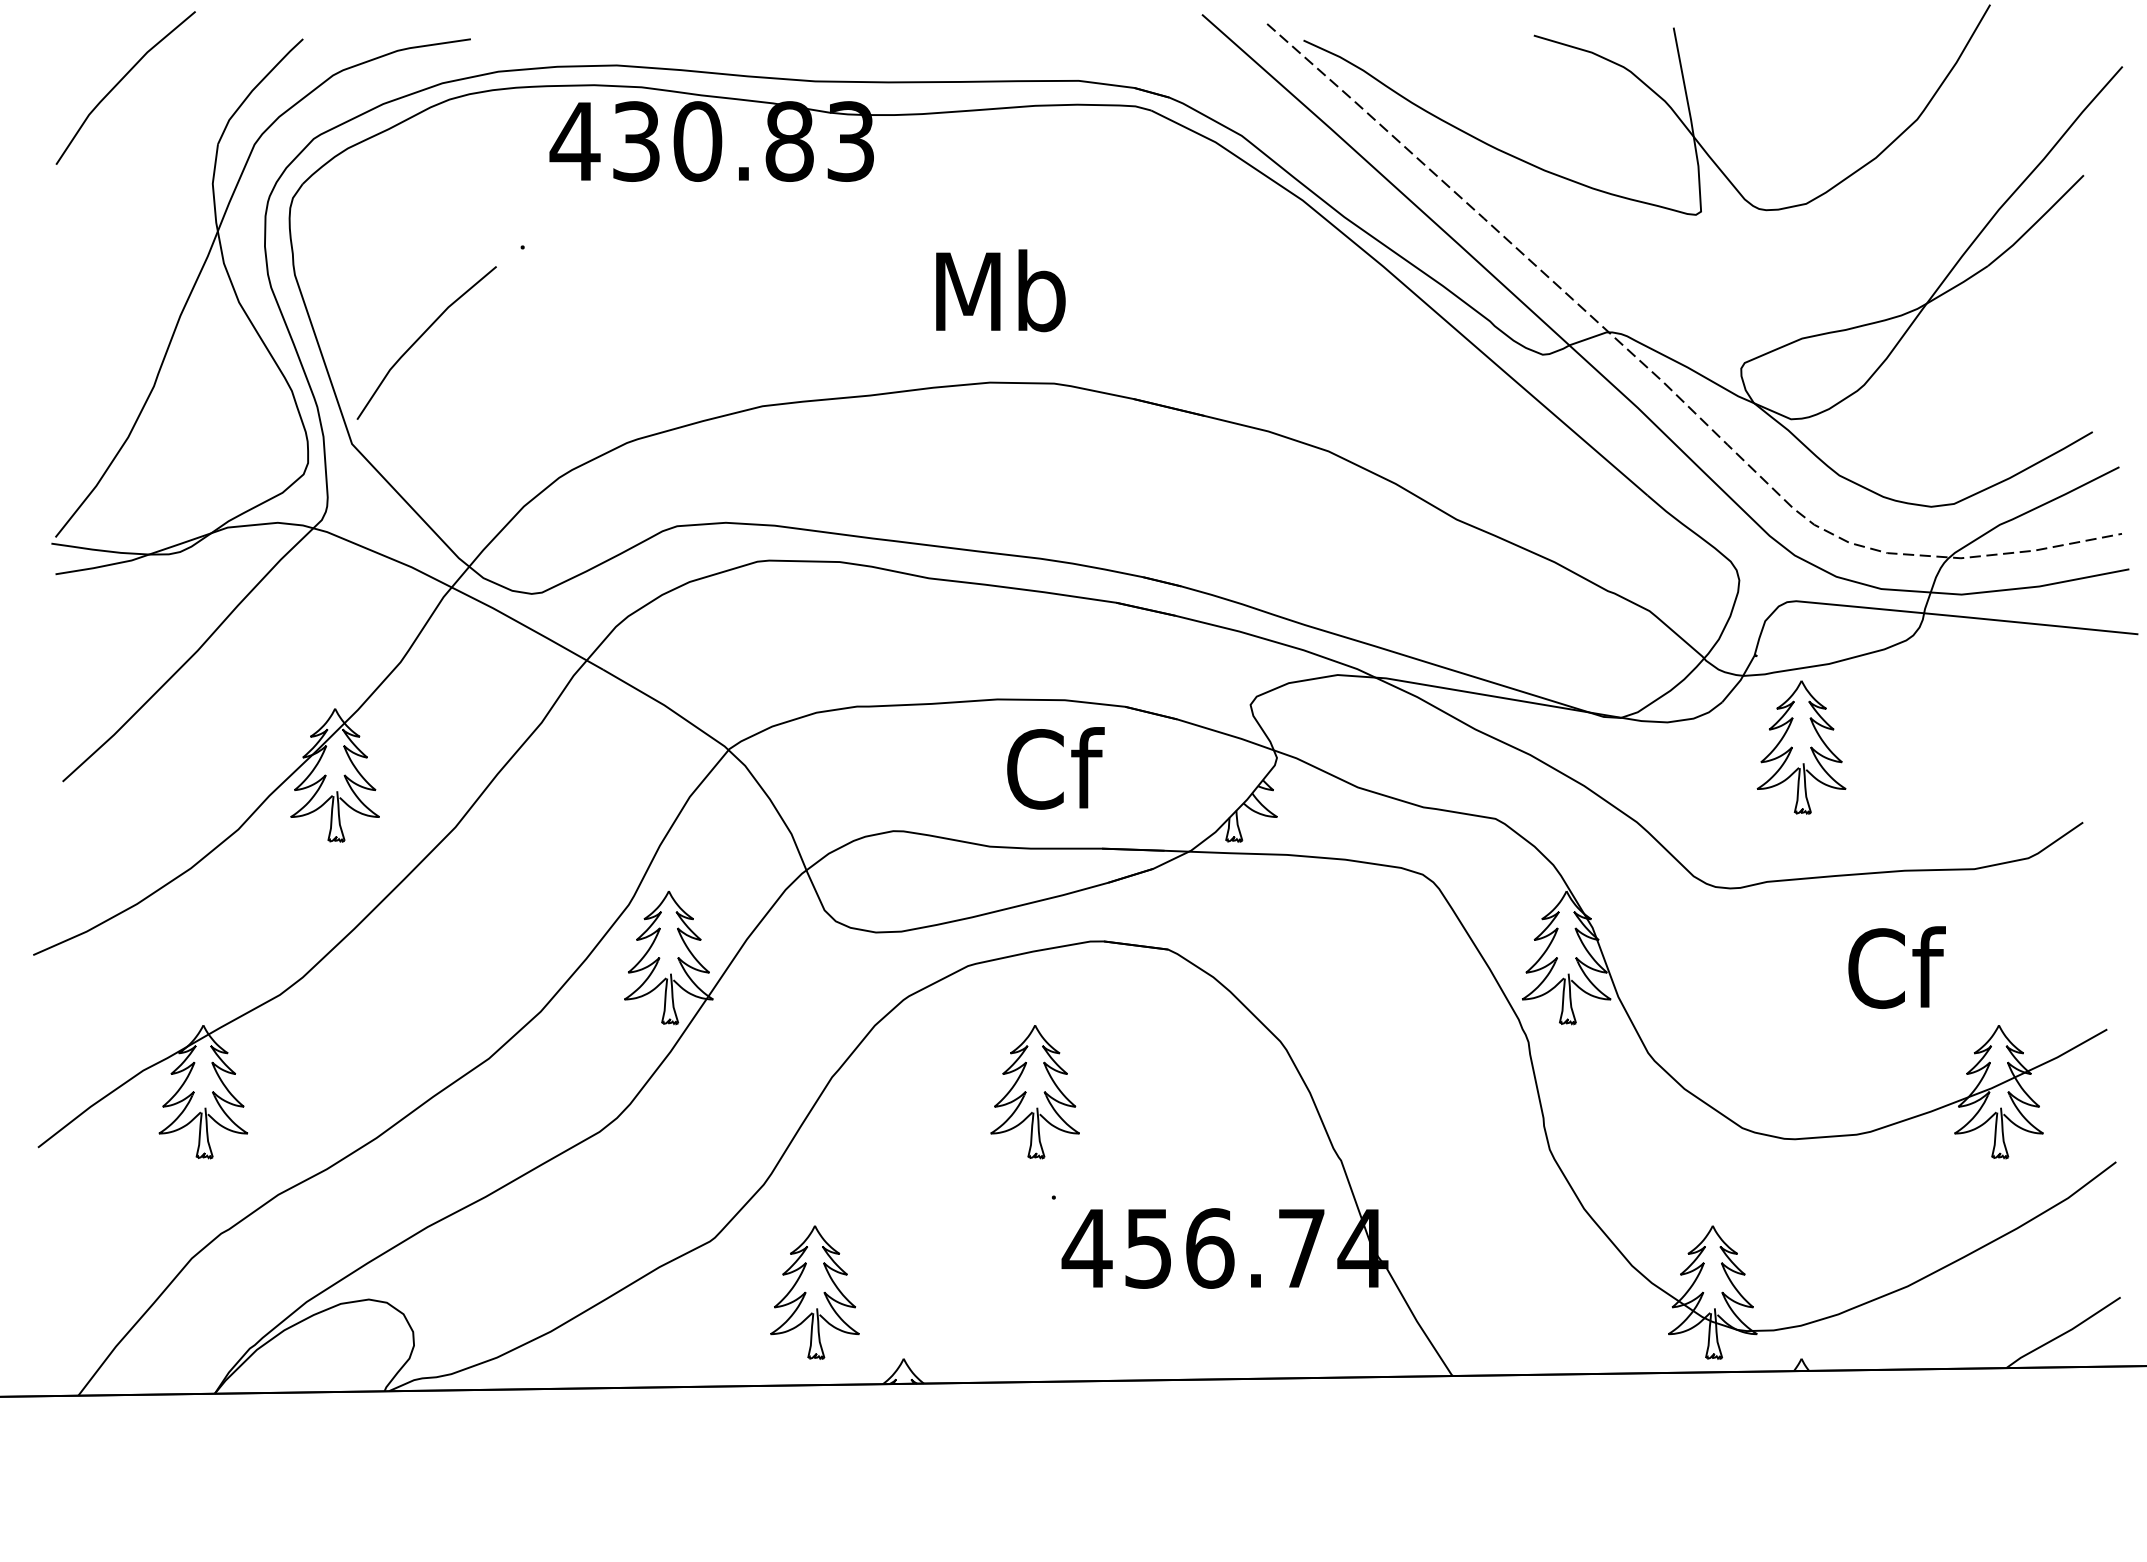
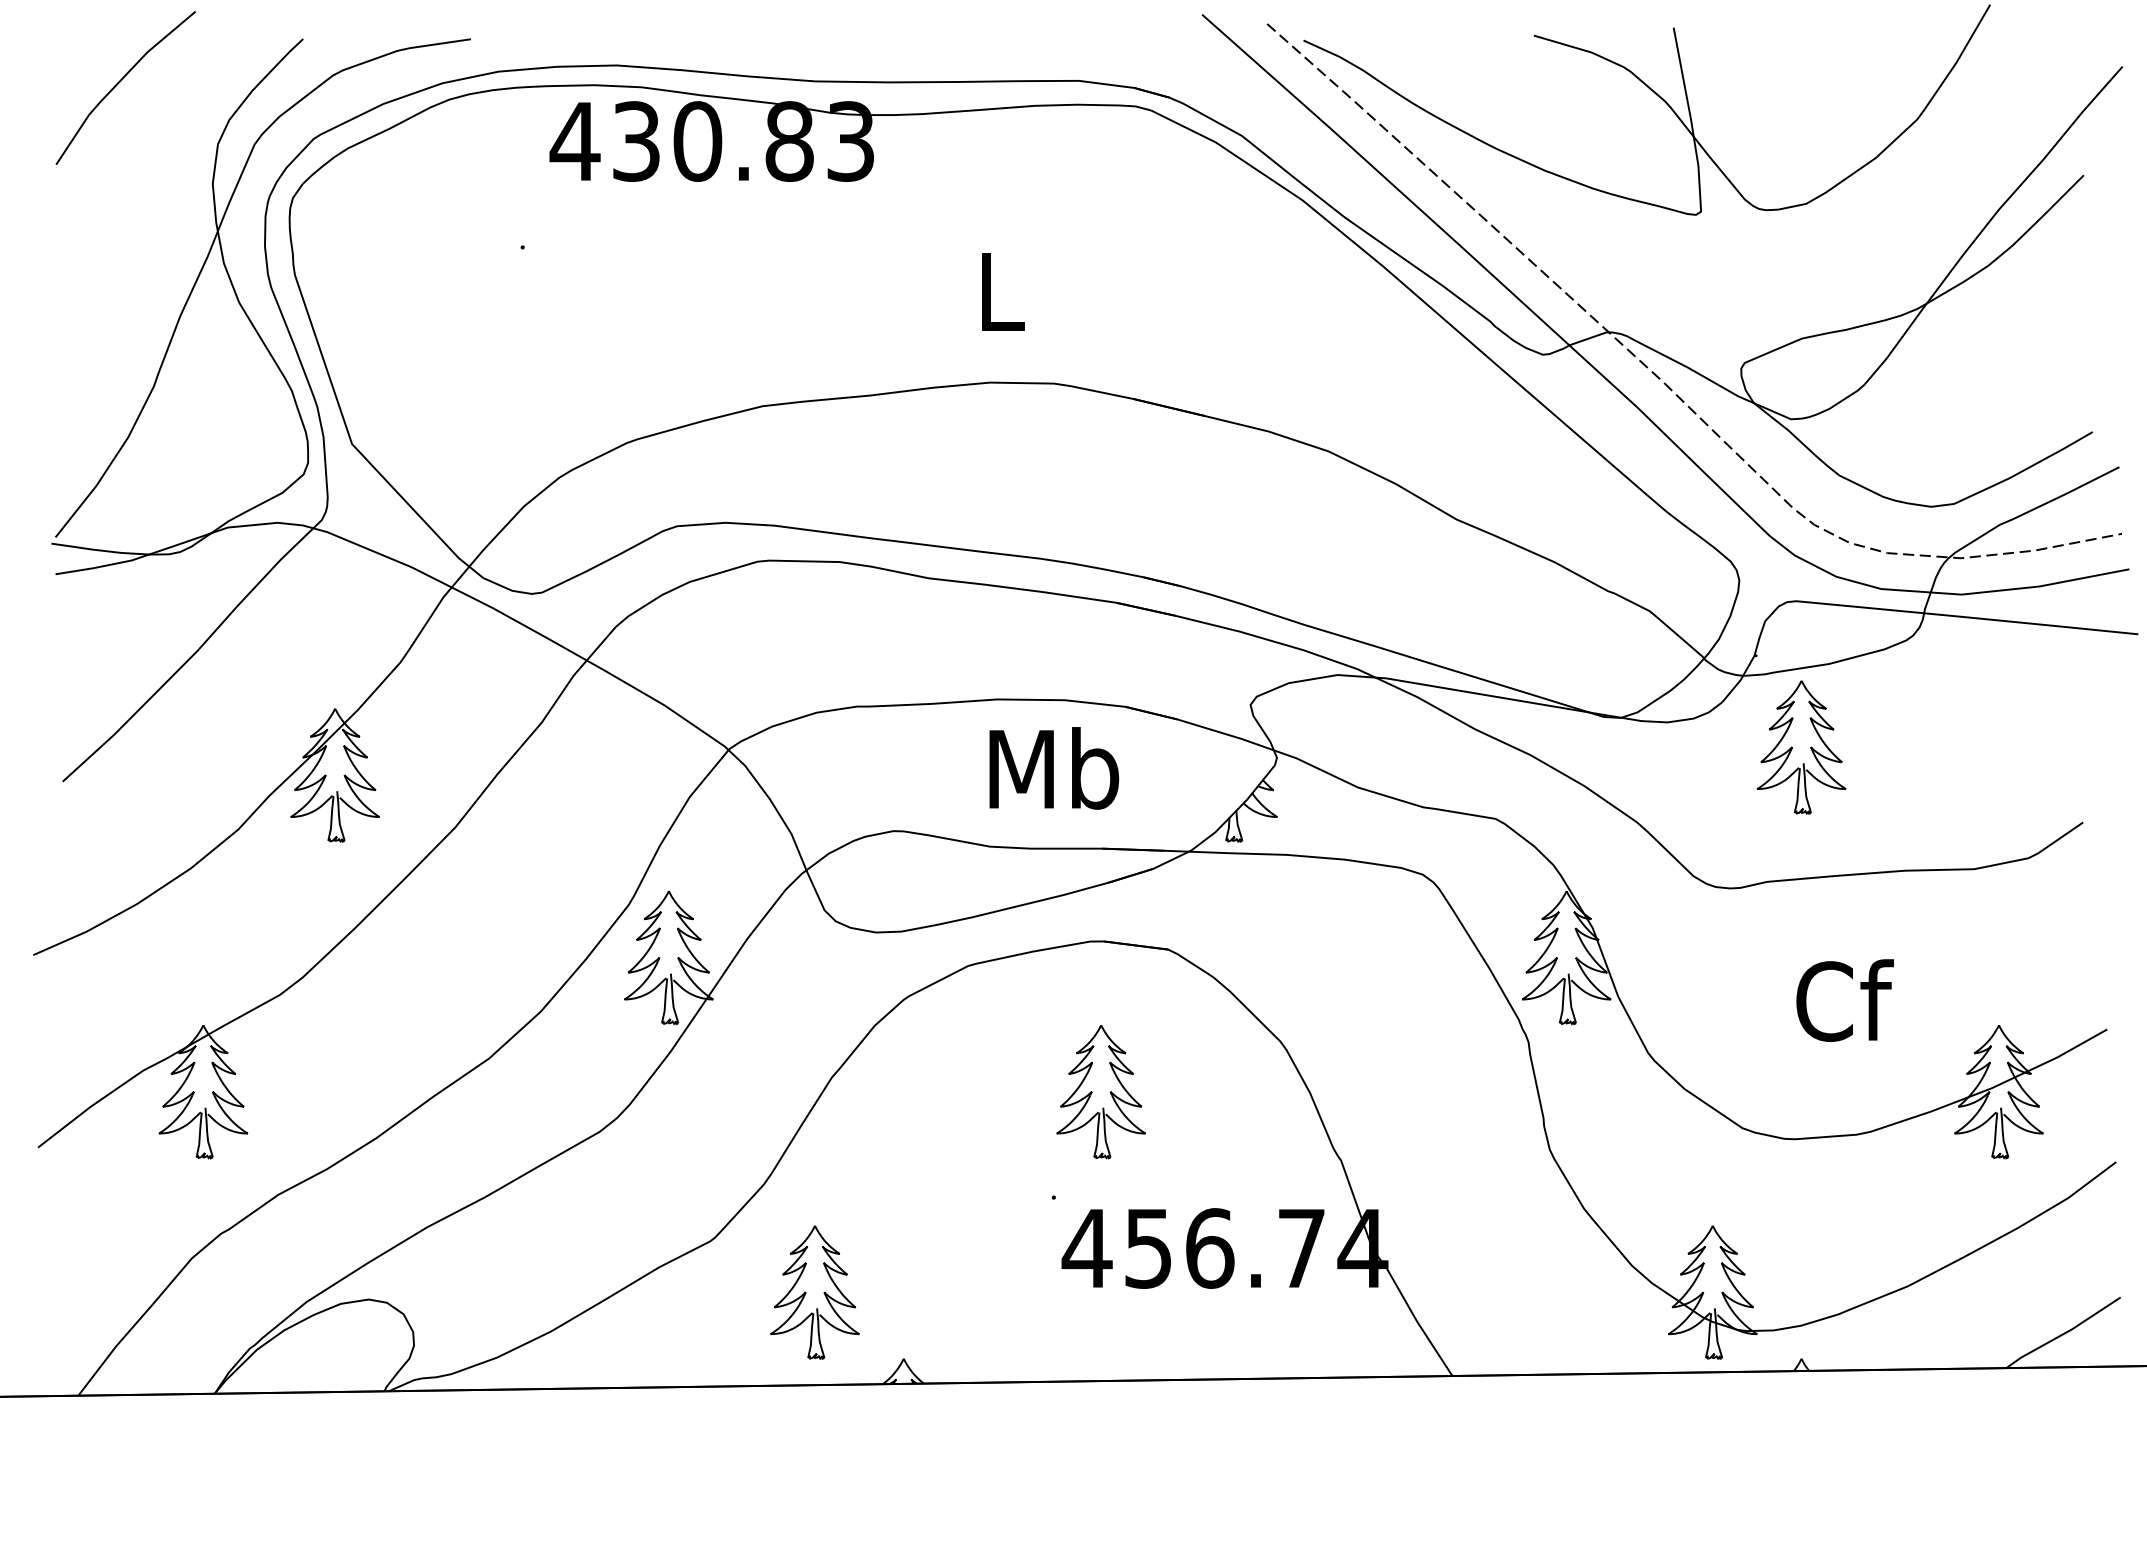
text: Mb -> L (1000, 290)
line: present -> none (421, 337)
text: Cf -> Mb (1054, 768)
text position: (1896, 967) -> (1844, 1000) (1844, 1000)
part position: (1034, 1092) -> (1100, 1092) (1100, 1092)
